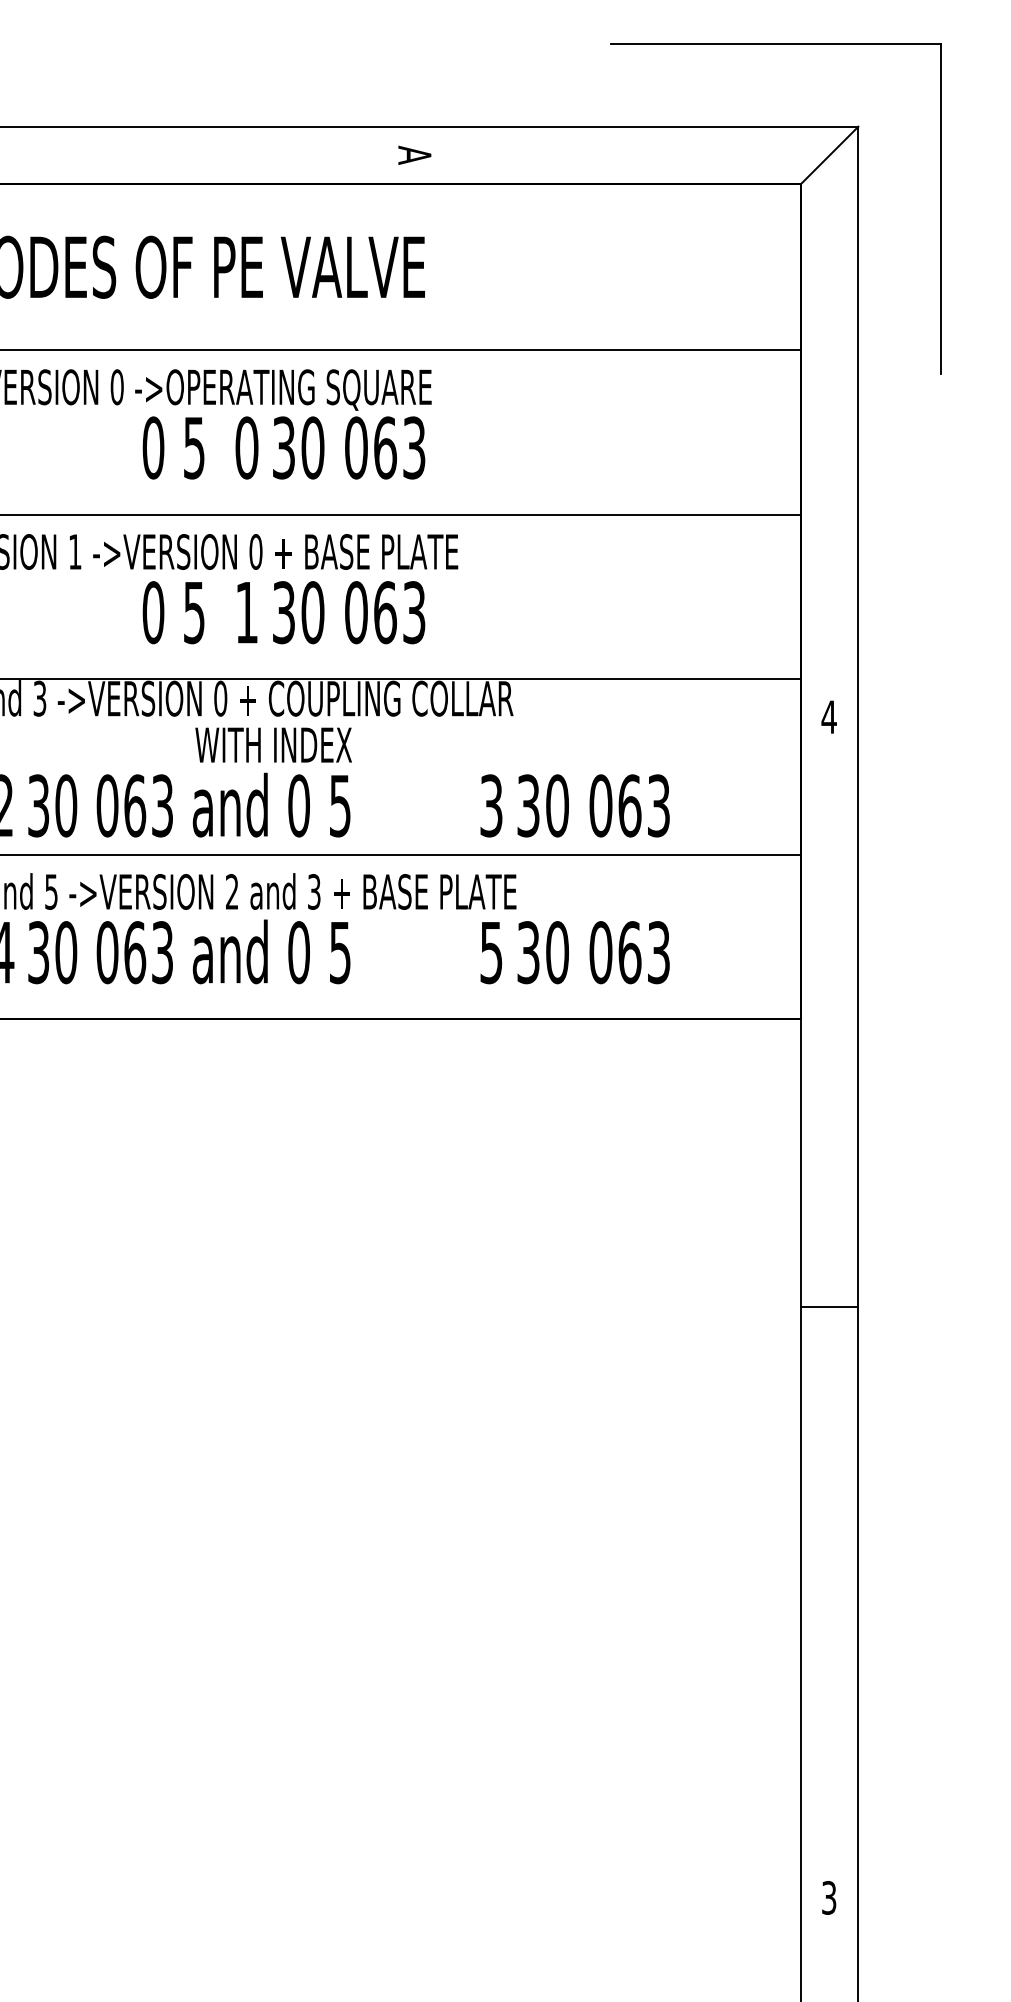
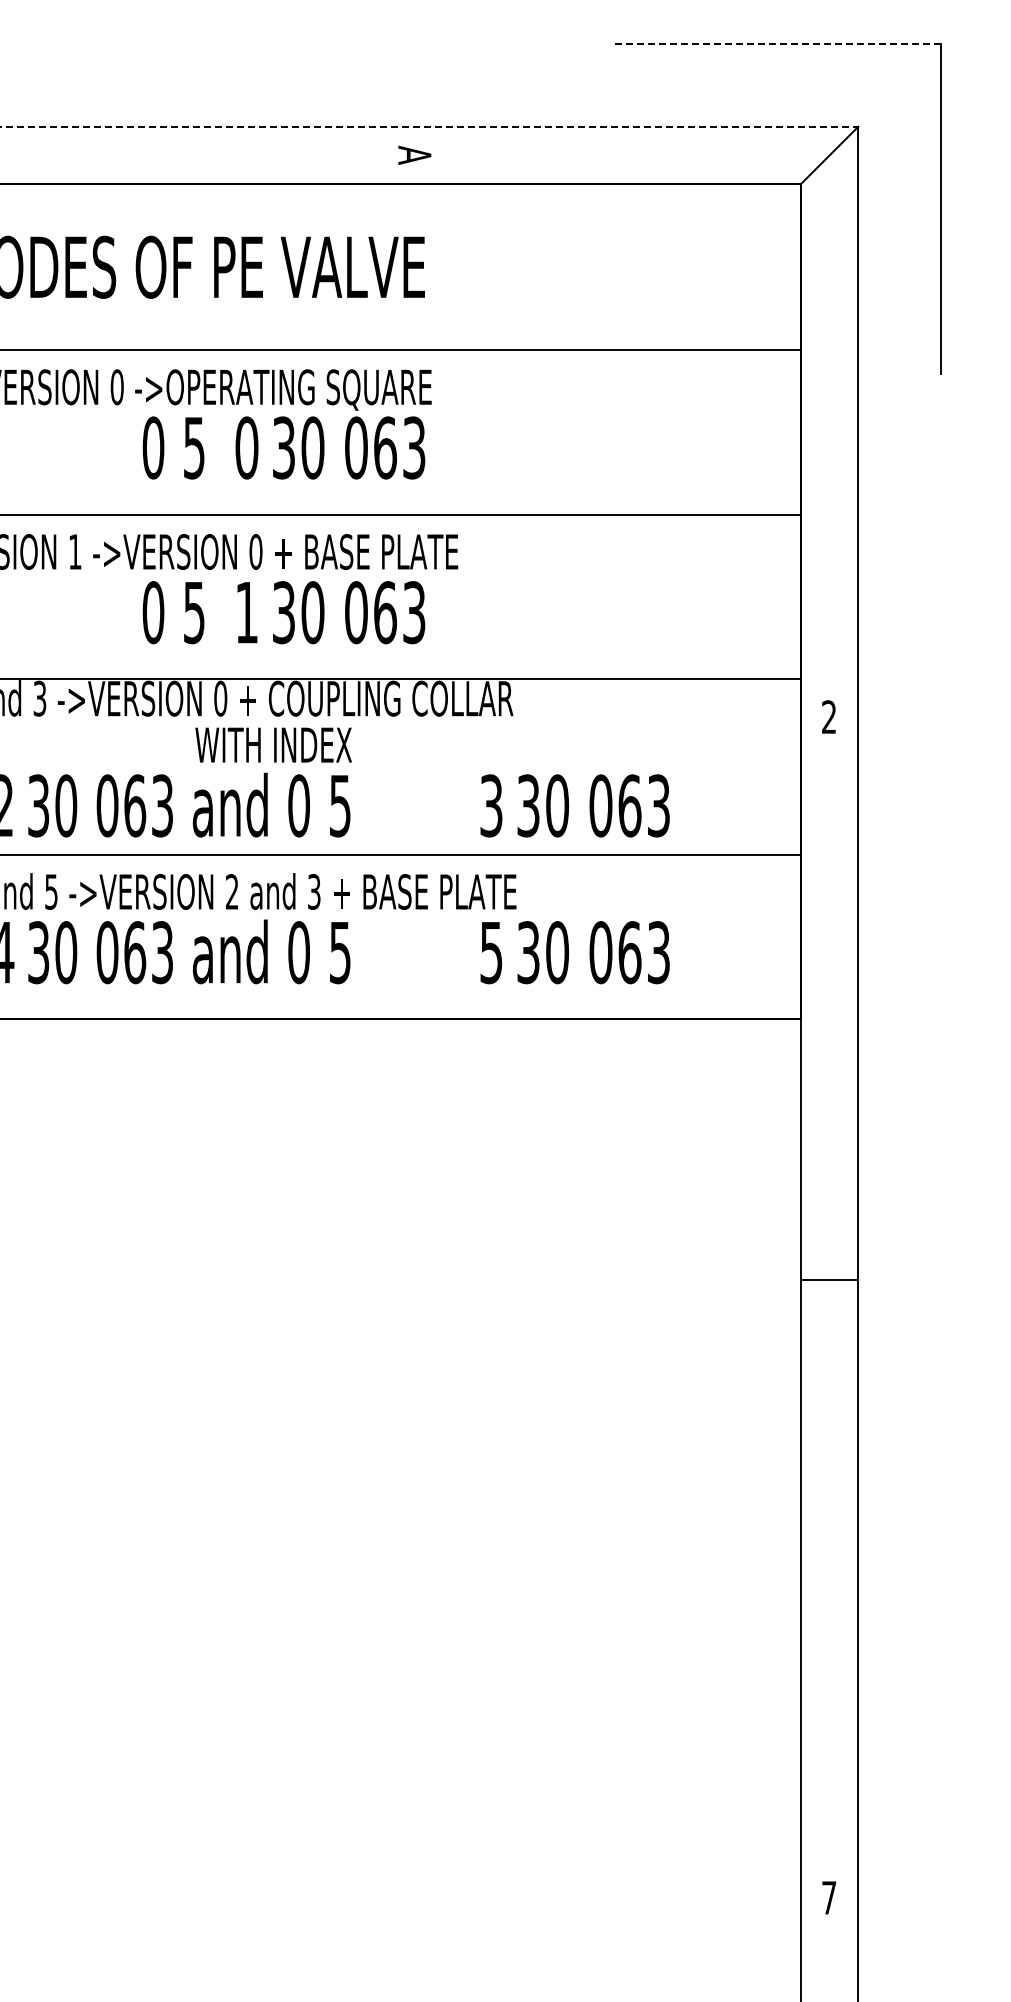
line: solid -> dashed (776, 44)
line: solid -> dashed (429, 126)
text: 4 -> 2 (828, 716)
line position: (829, 1307) -> (829, 1280) (829, 1280)
text: 3 -> 7 (829, 1897)
